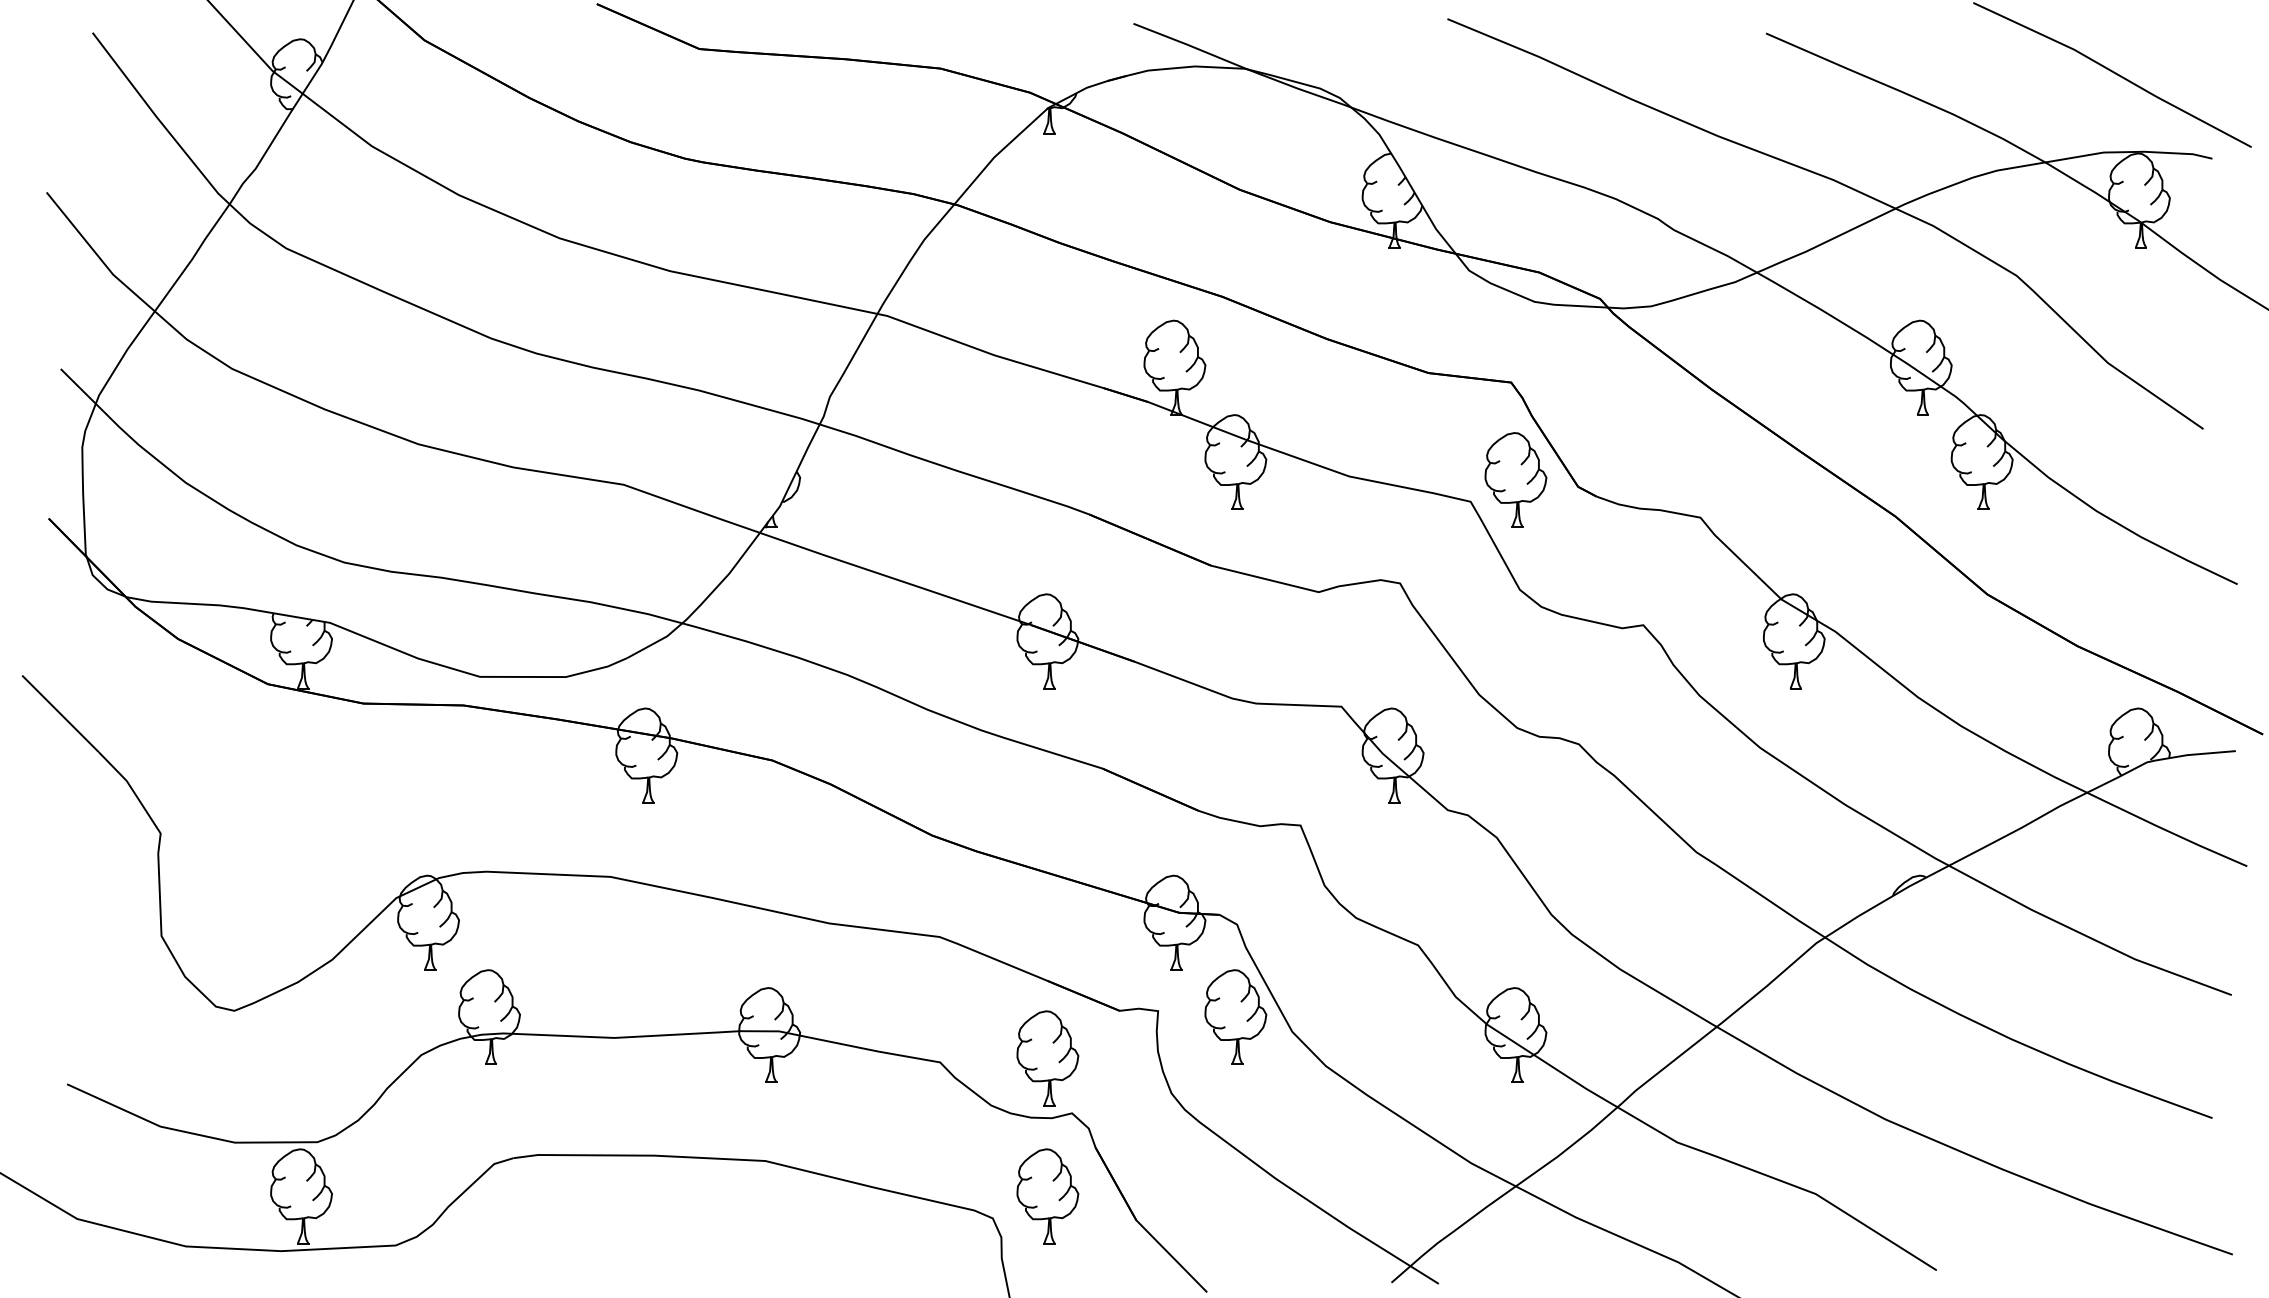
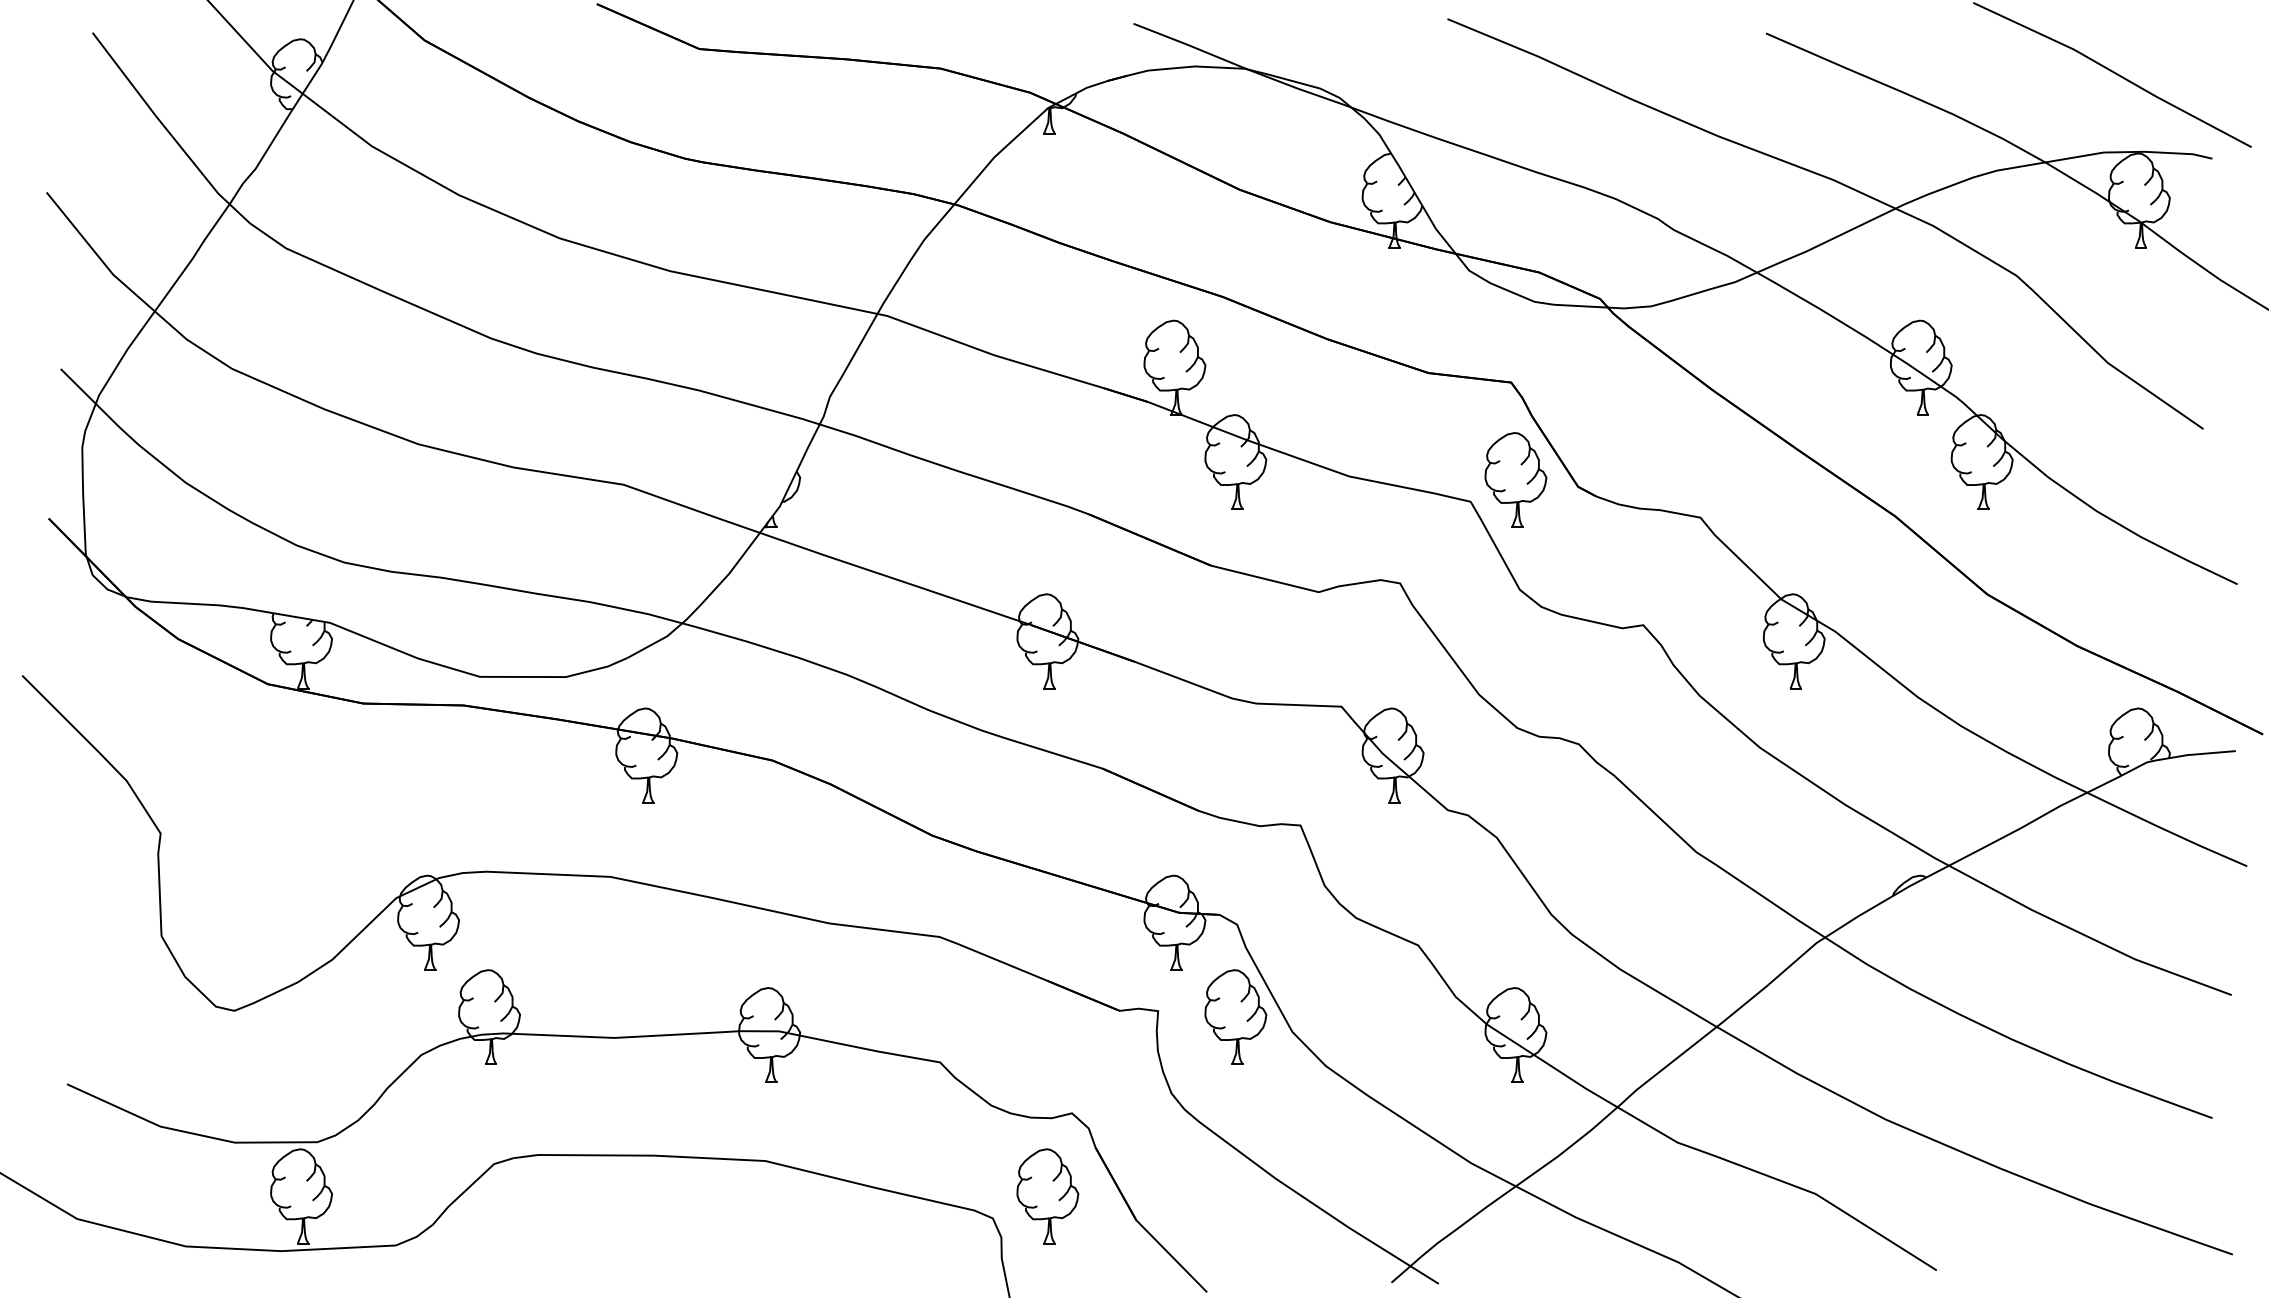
part: present -> none (1047, 1058)
